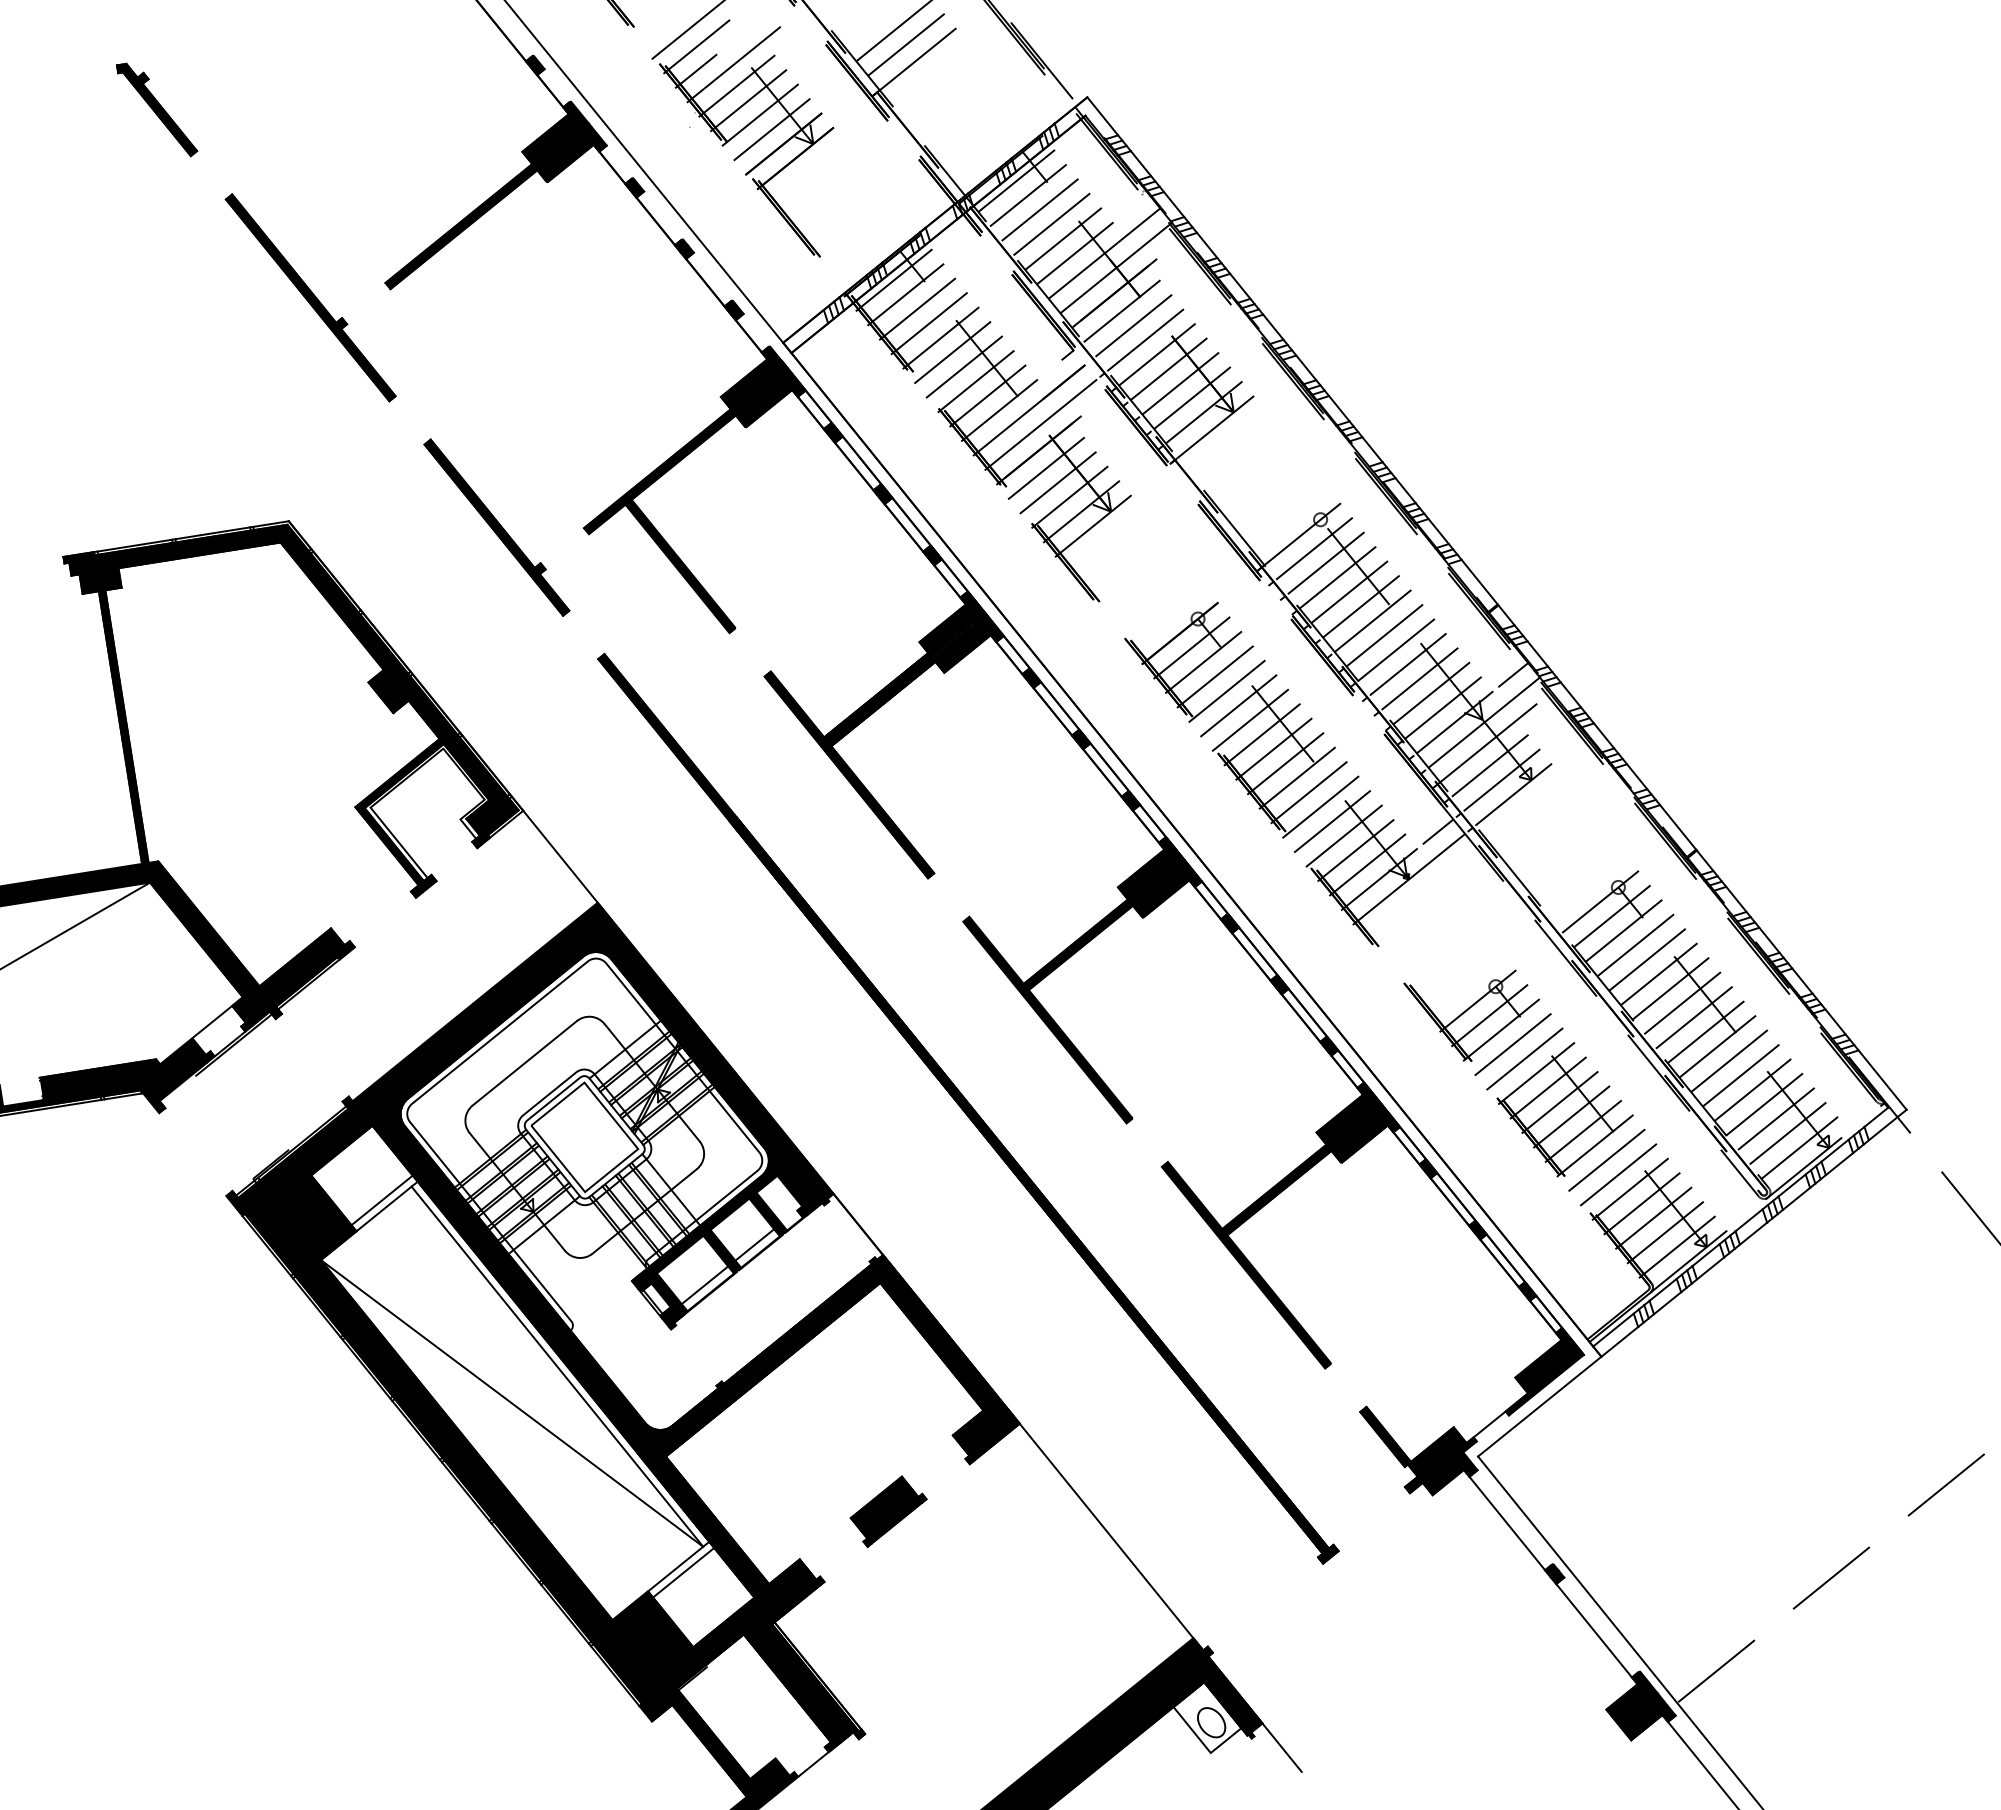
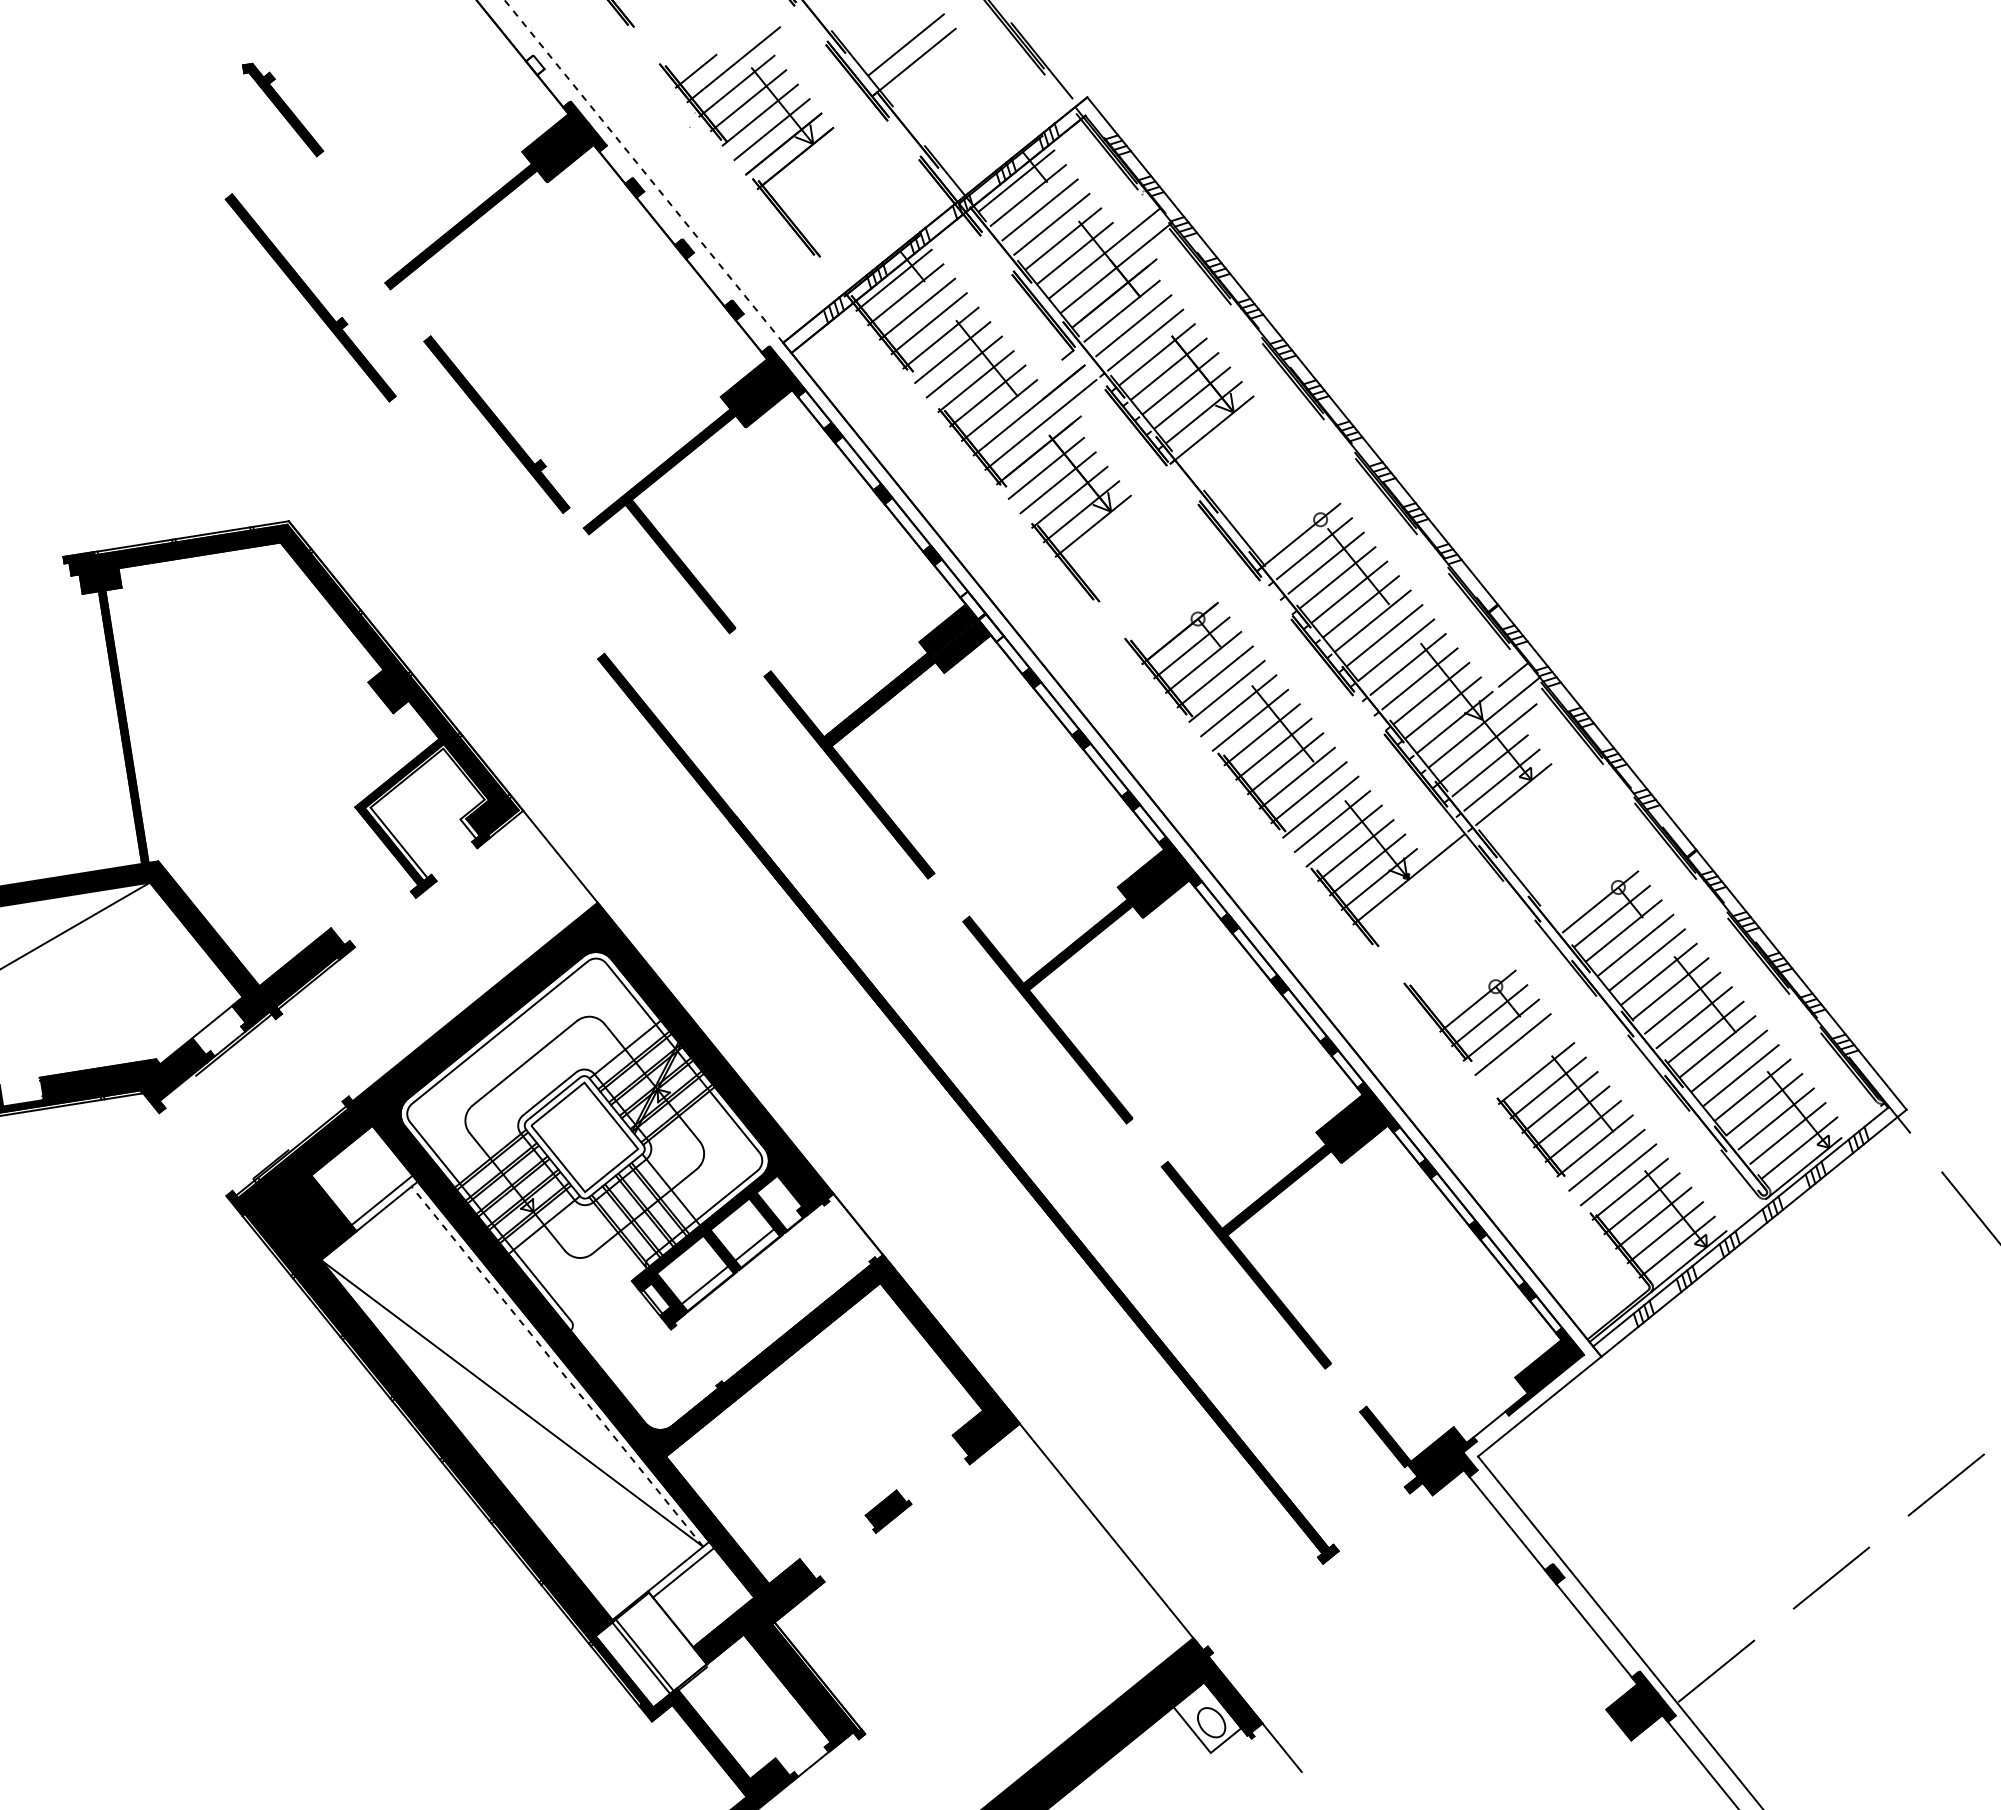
line: present -> none (686, 30)
line: present -> none (892, 31)
line: present -> none (696, 46)
fill: present -> none (535, 65)
part position: (157, 109) -> (283, 109) (283, 109)
line: solid -> dashed (643, 171)
part position: (496, 527) -> (496, 424) (496, 424)
fill: present -> none (981, 616)
line: present -> none (1437, 831)
line: present -> none (1524, 1058)
line: solid -> dashed (557, 1366)
part size: 79x73 px -> 49x45 px (888, 1511)
fill: present -> none (651, 1649)
